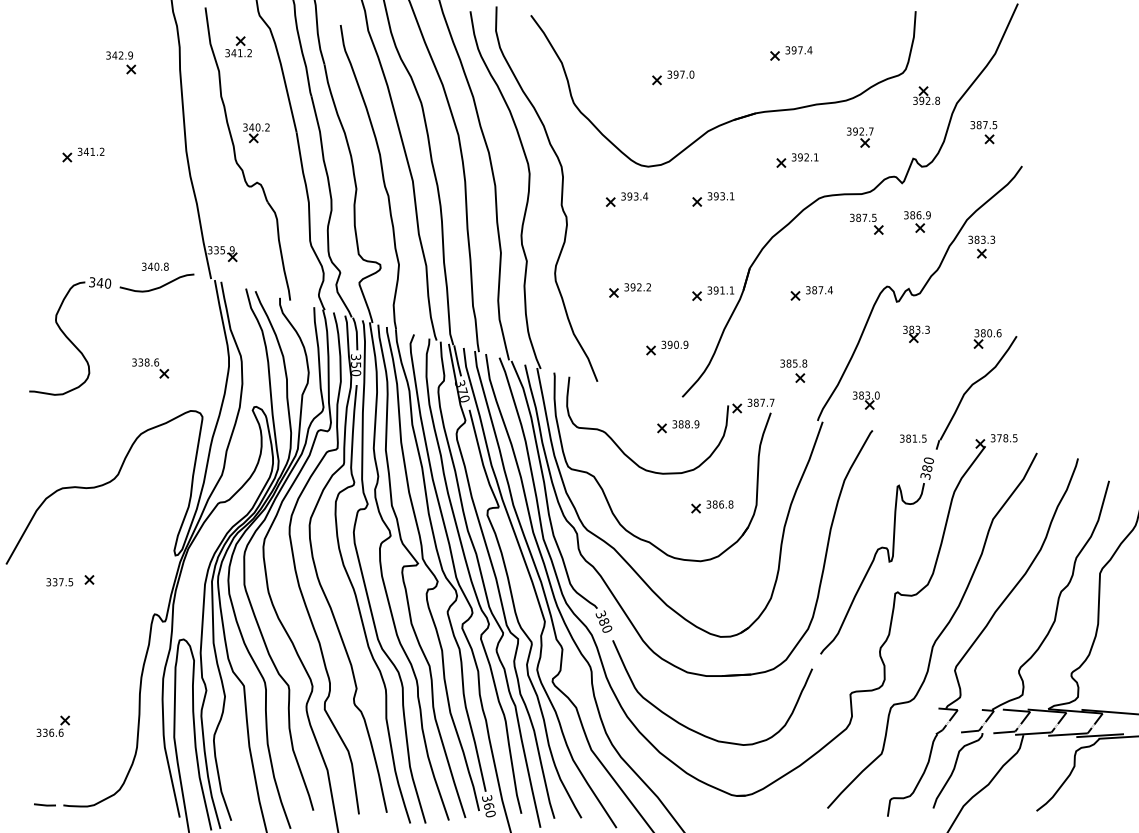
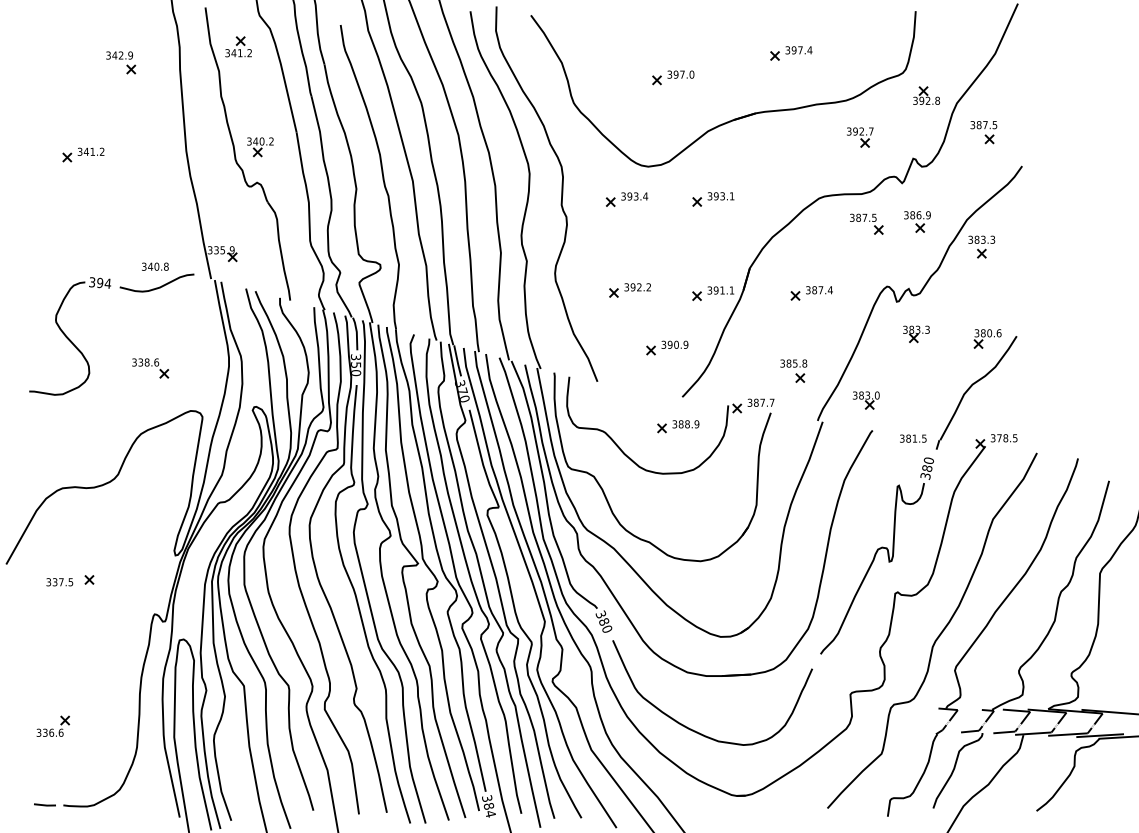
part position: (256, 133) -> (260, 147) (260, 147)
part: present -> none (797, 160)
text: 340 -> 394 (103, 282)
part: present -> none (712, 506)
text: 360 -> 384 (489, 810)
